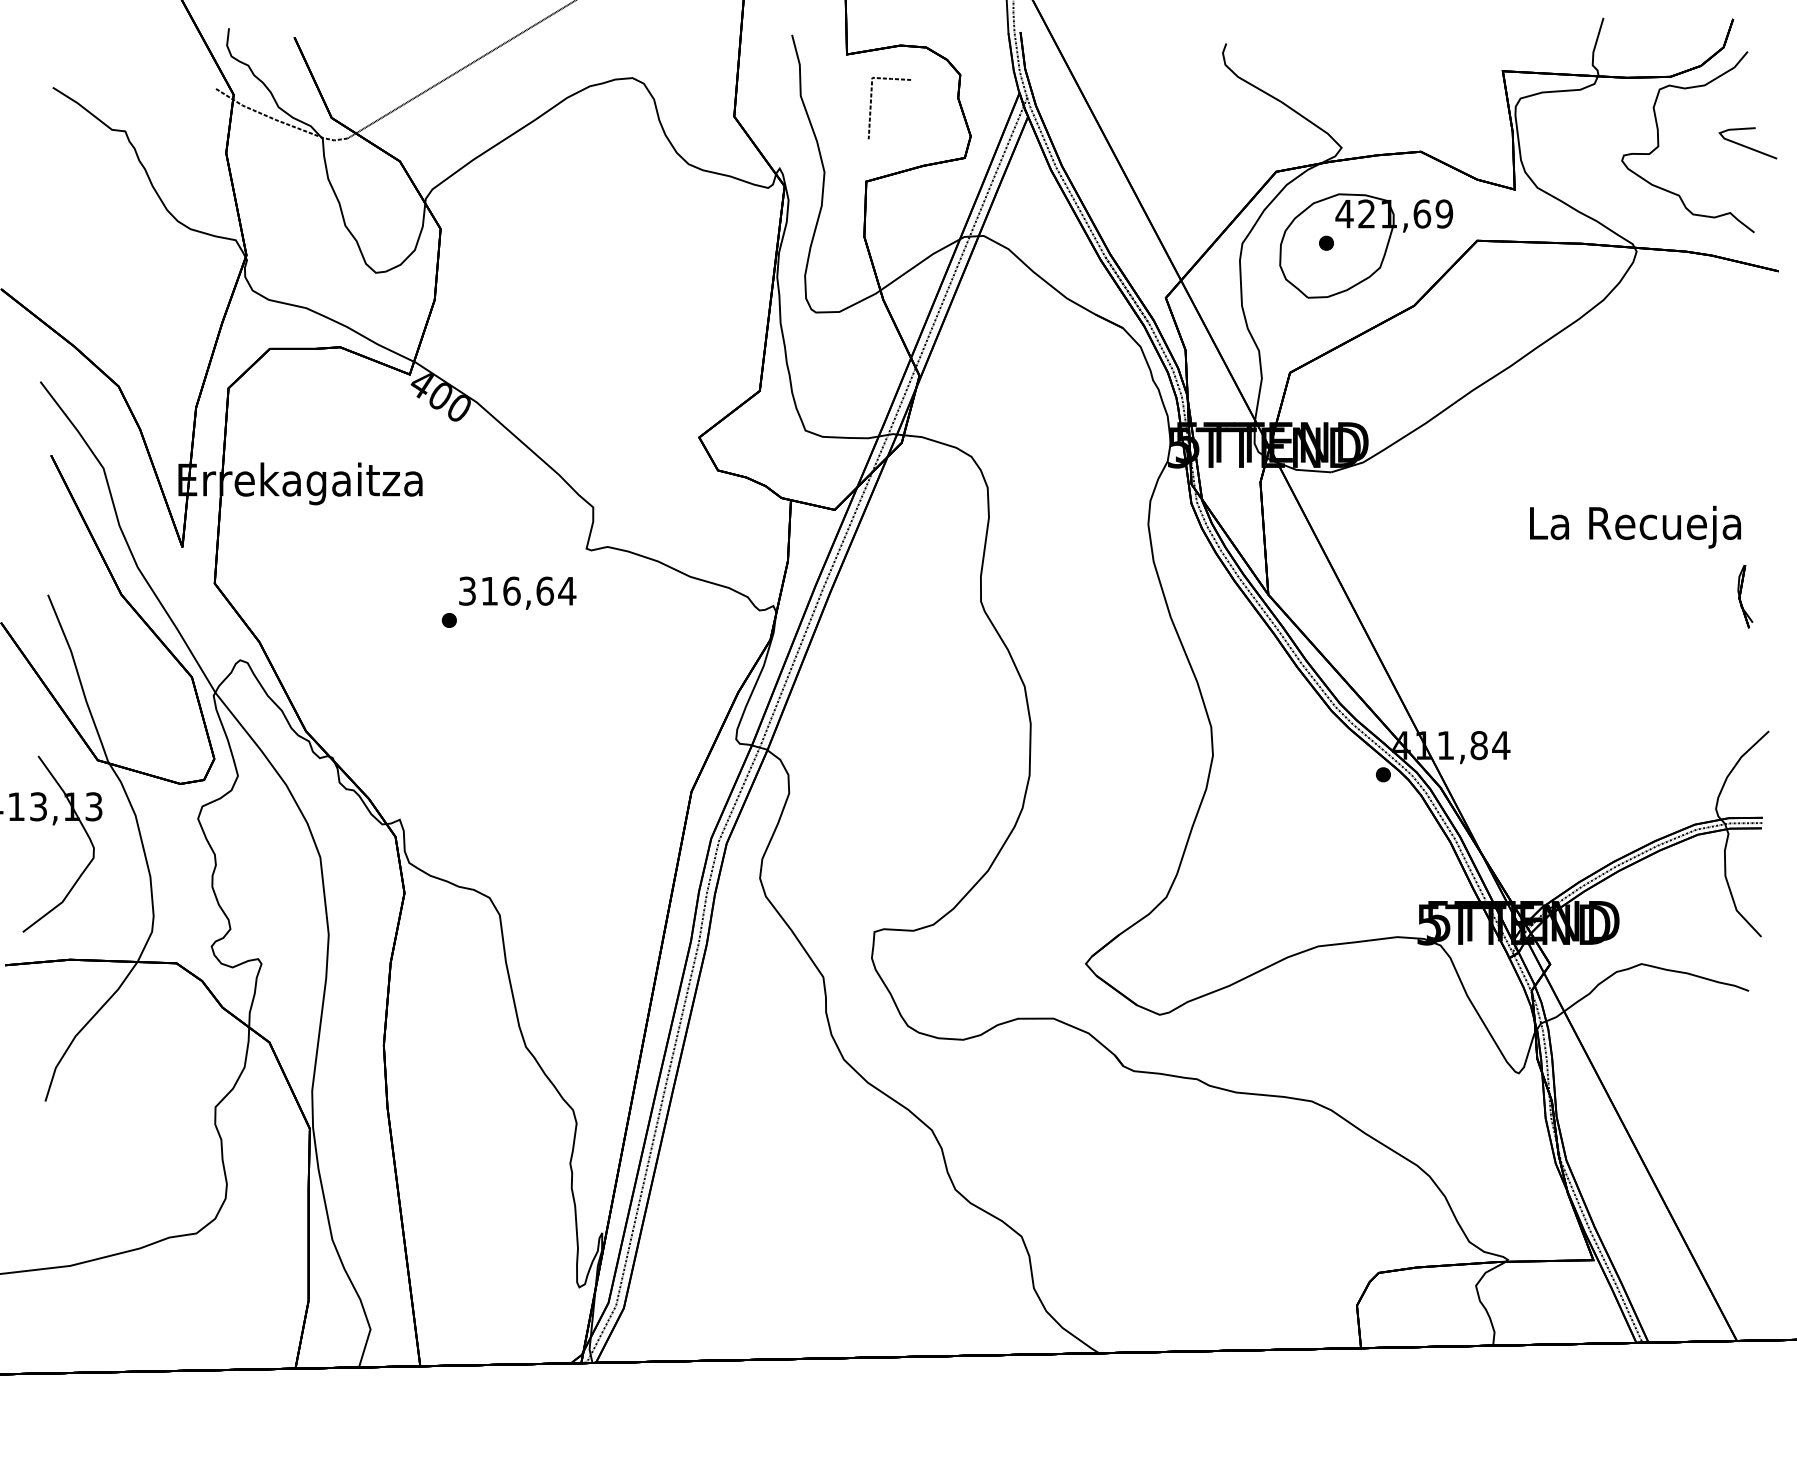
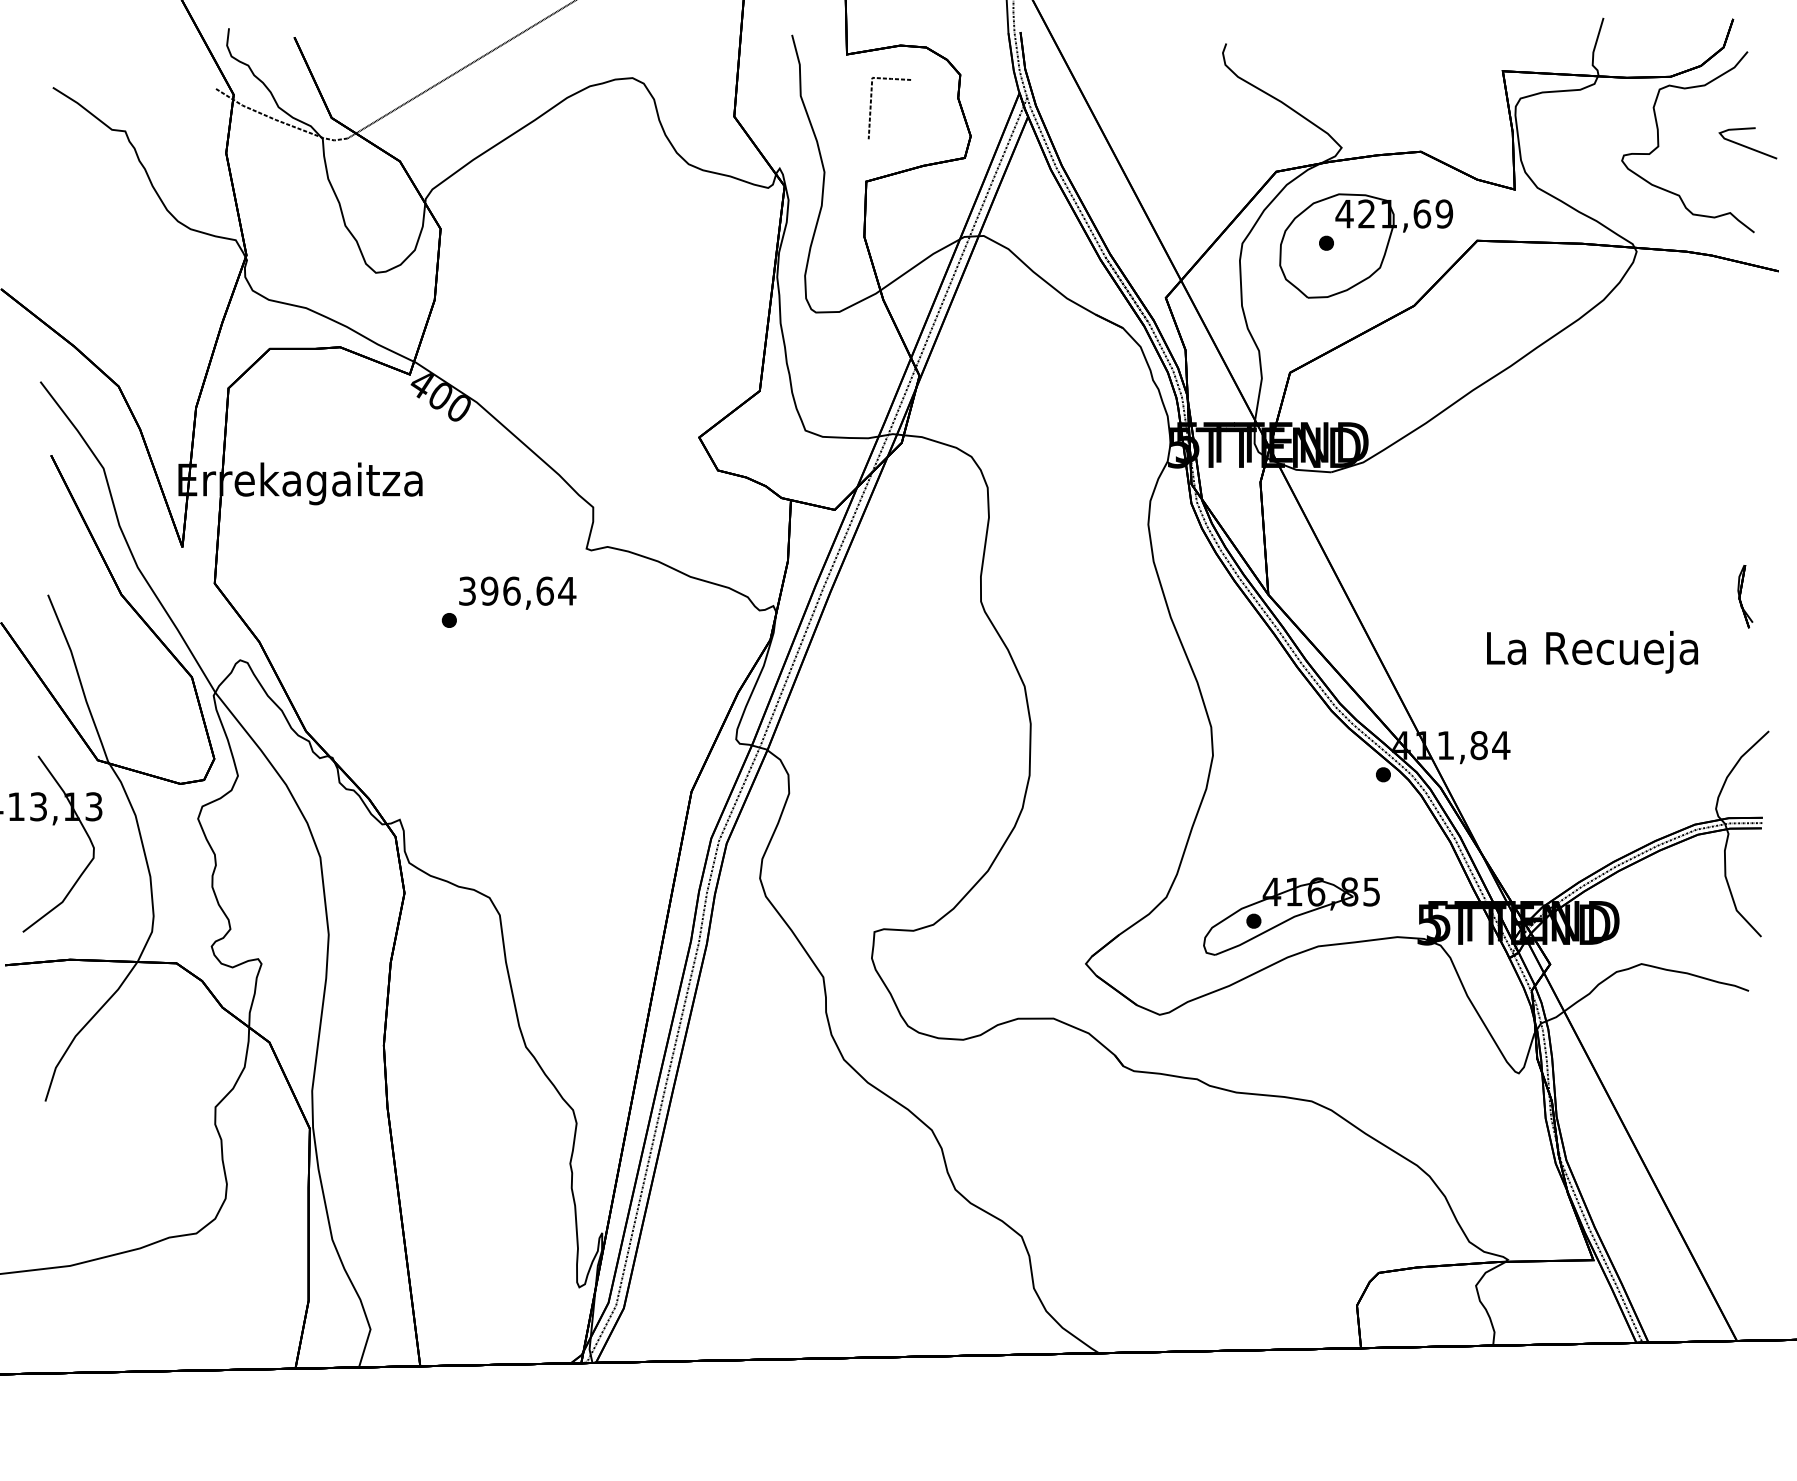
text position: (1635, 526) -> (1592, 651) (1592, 651)
text: 316,64 -> 396,64 (489, 590)
part: none -> present (1291, 916)
